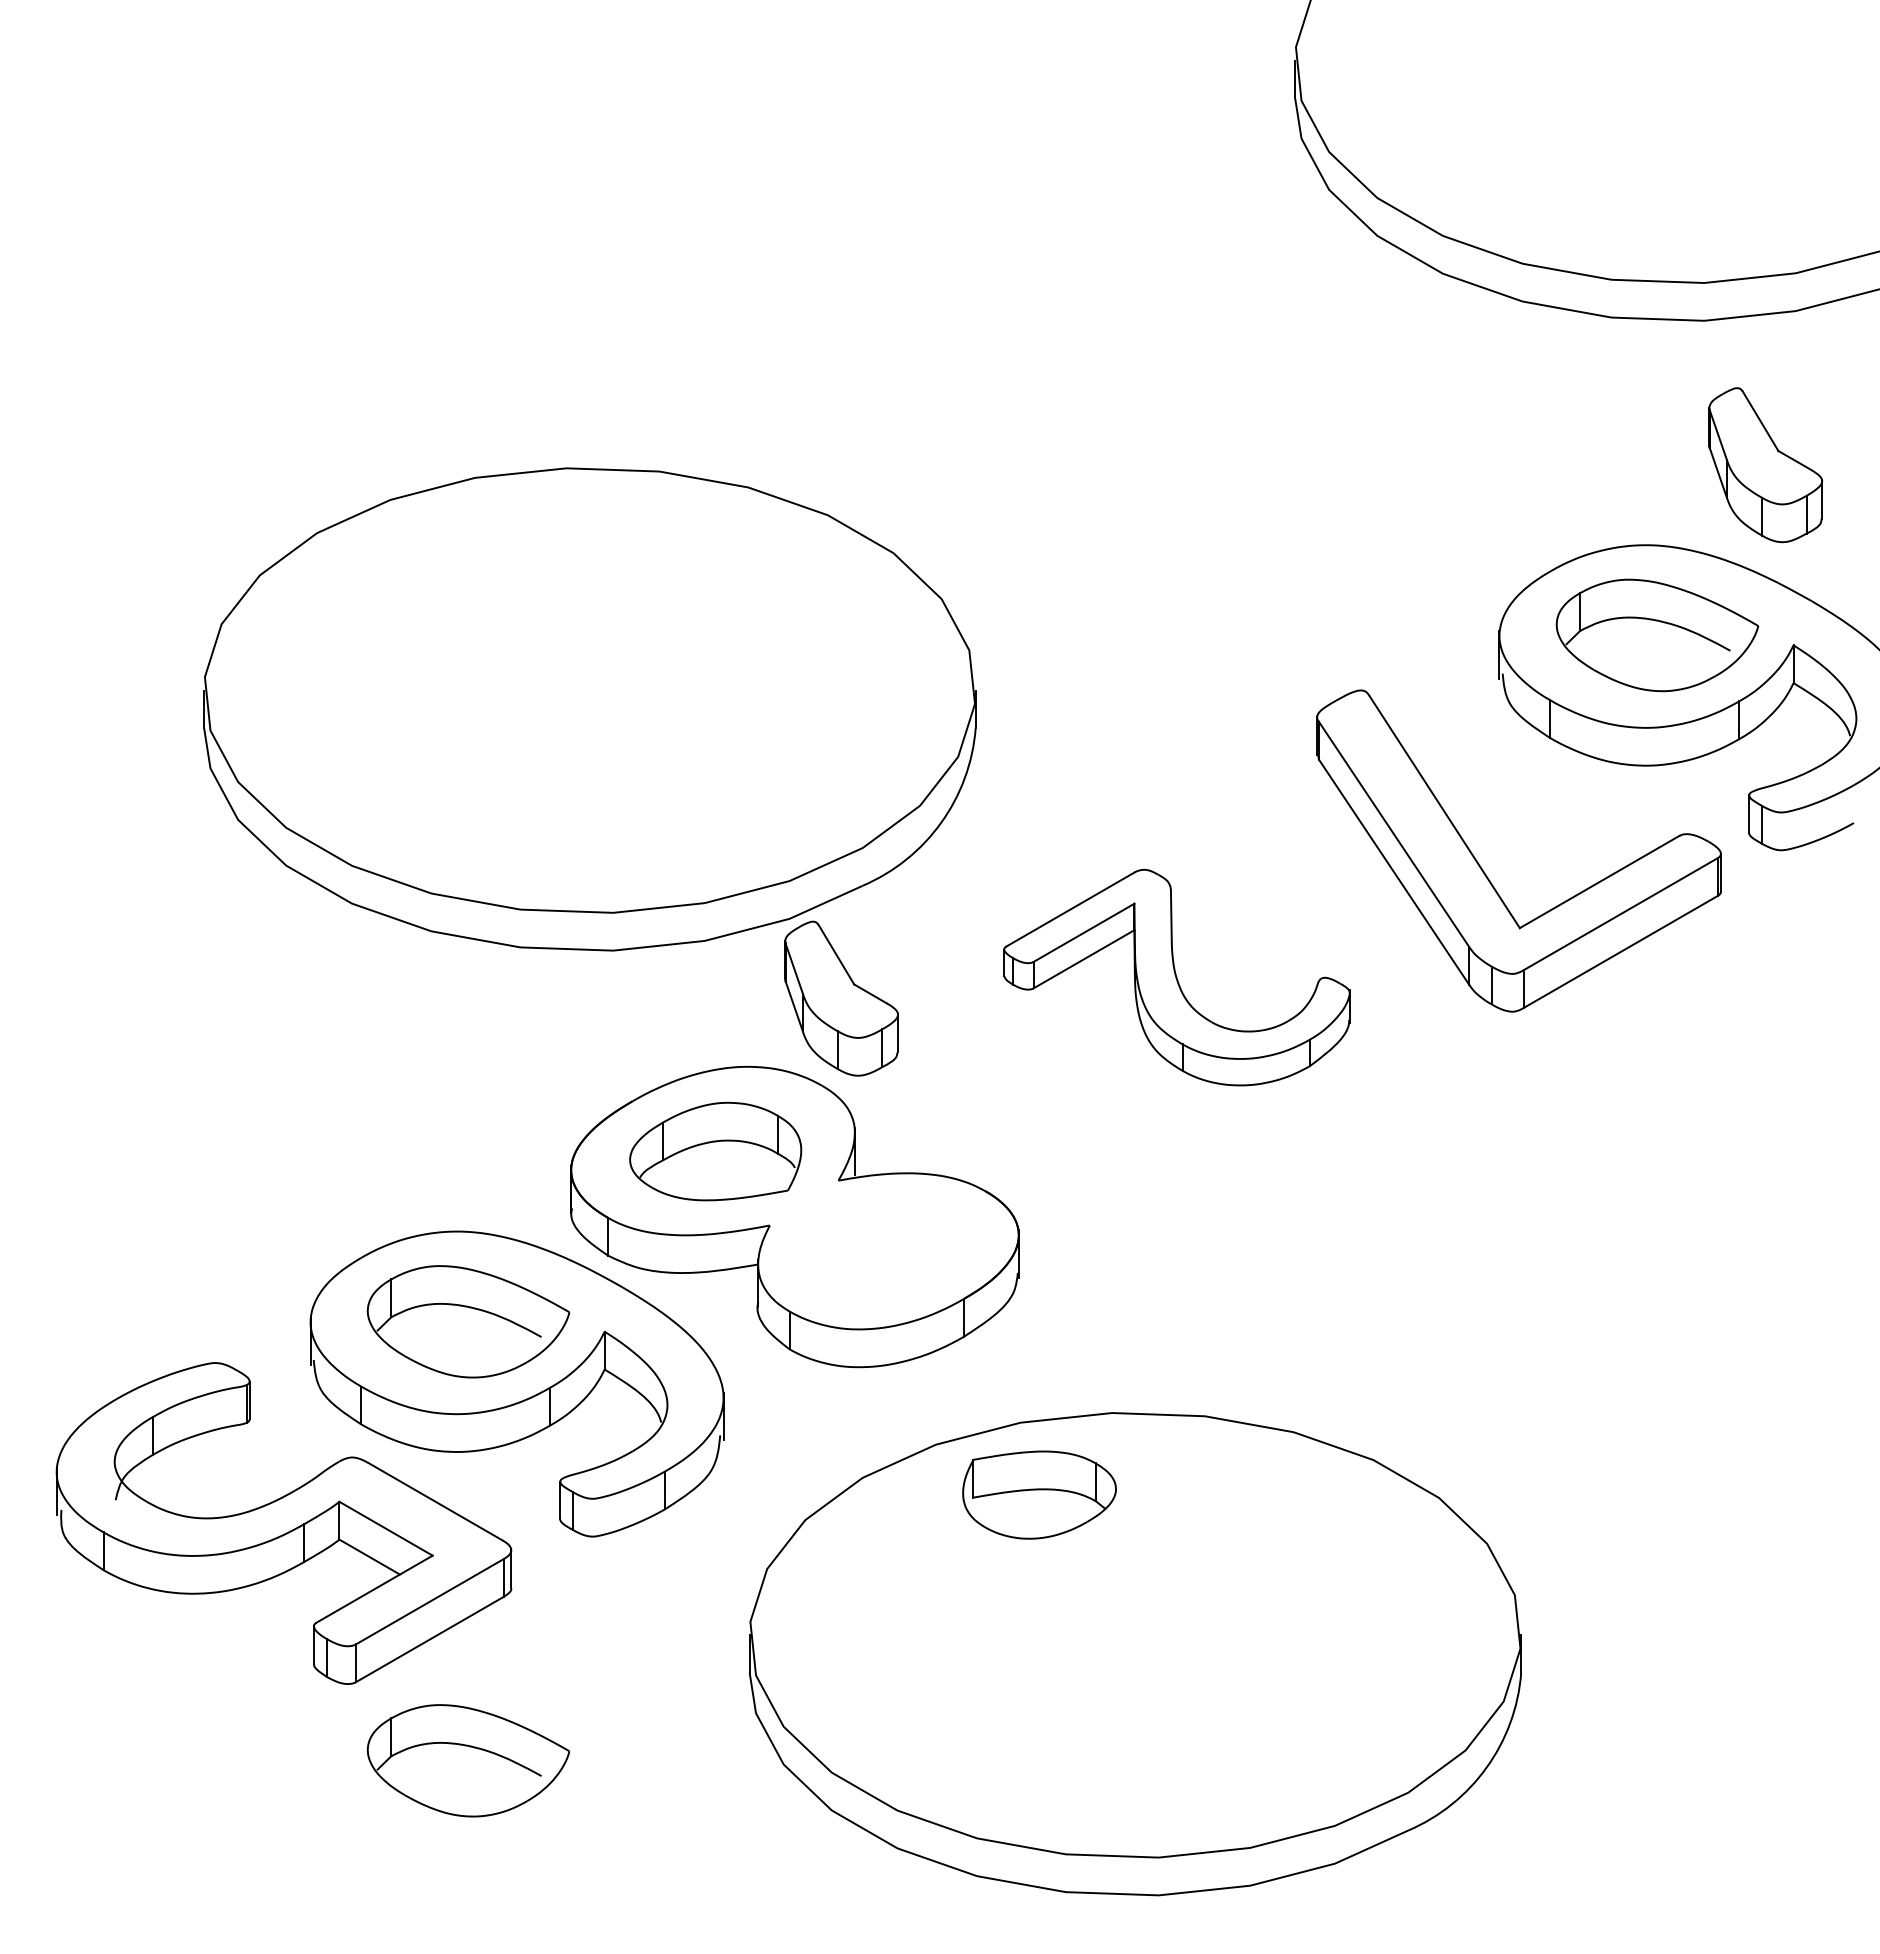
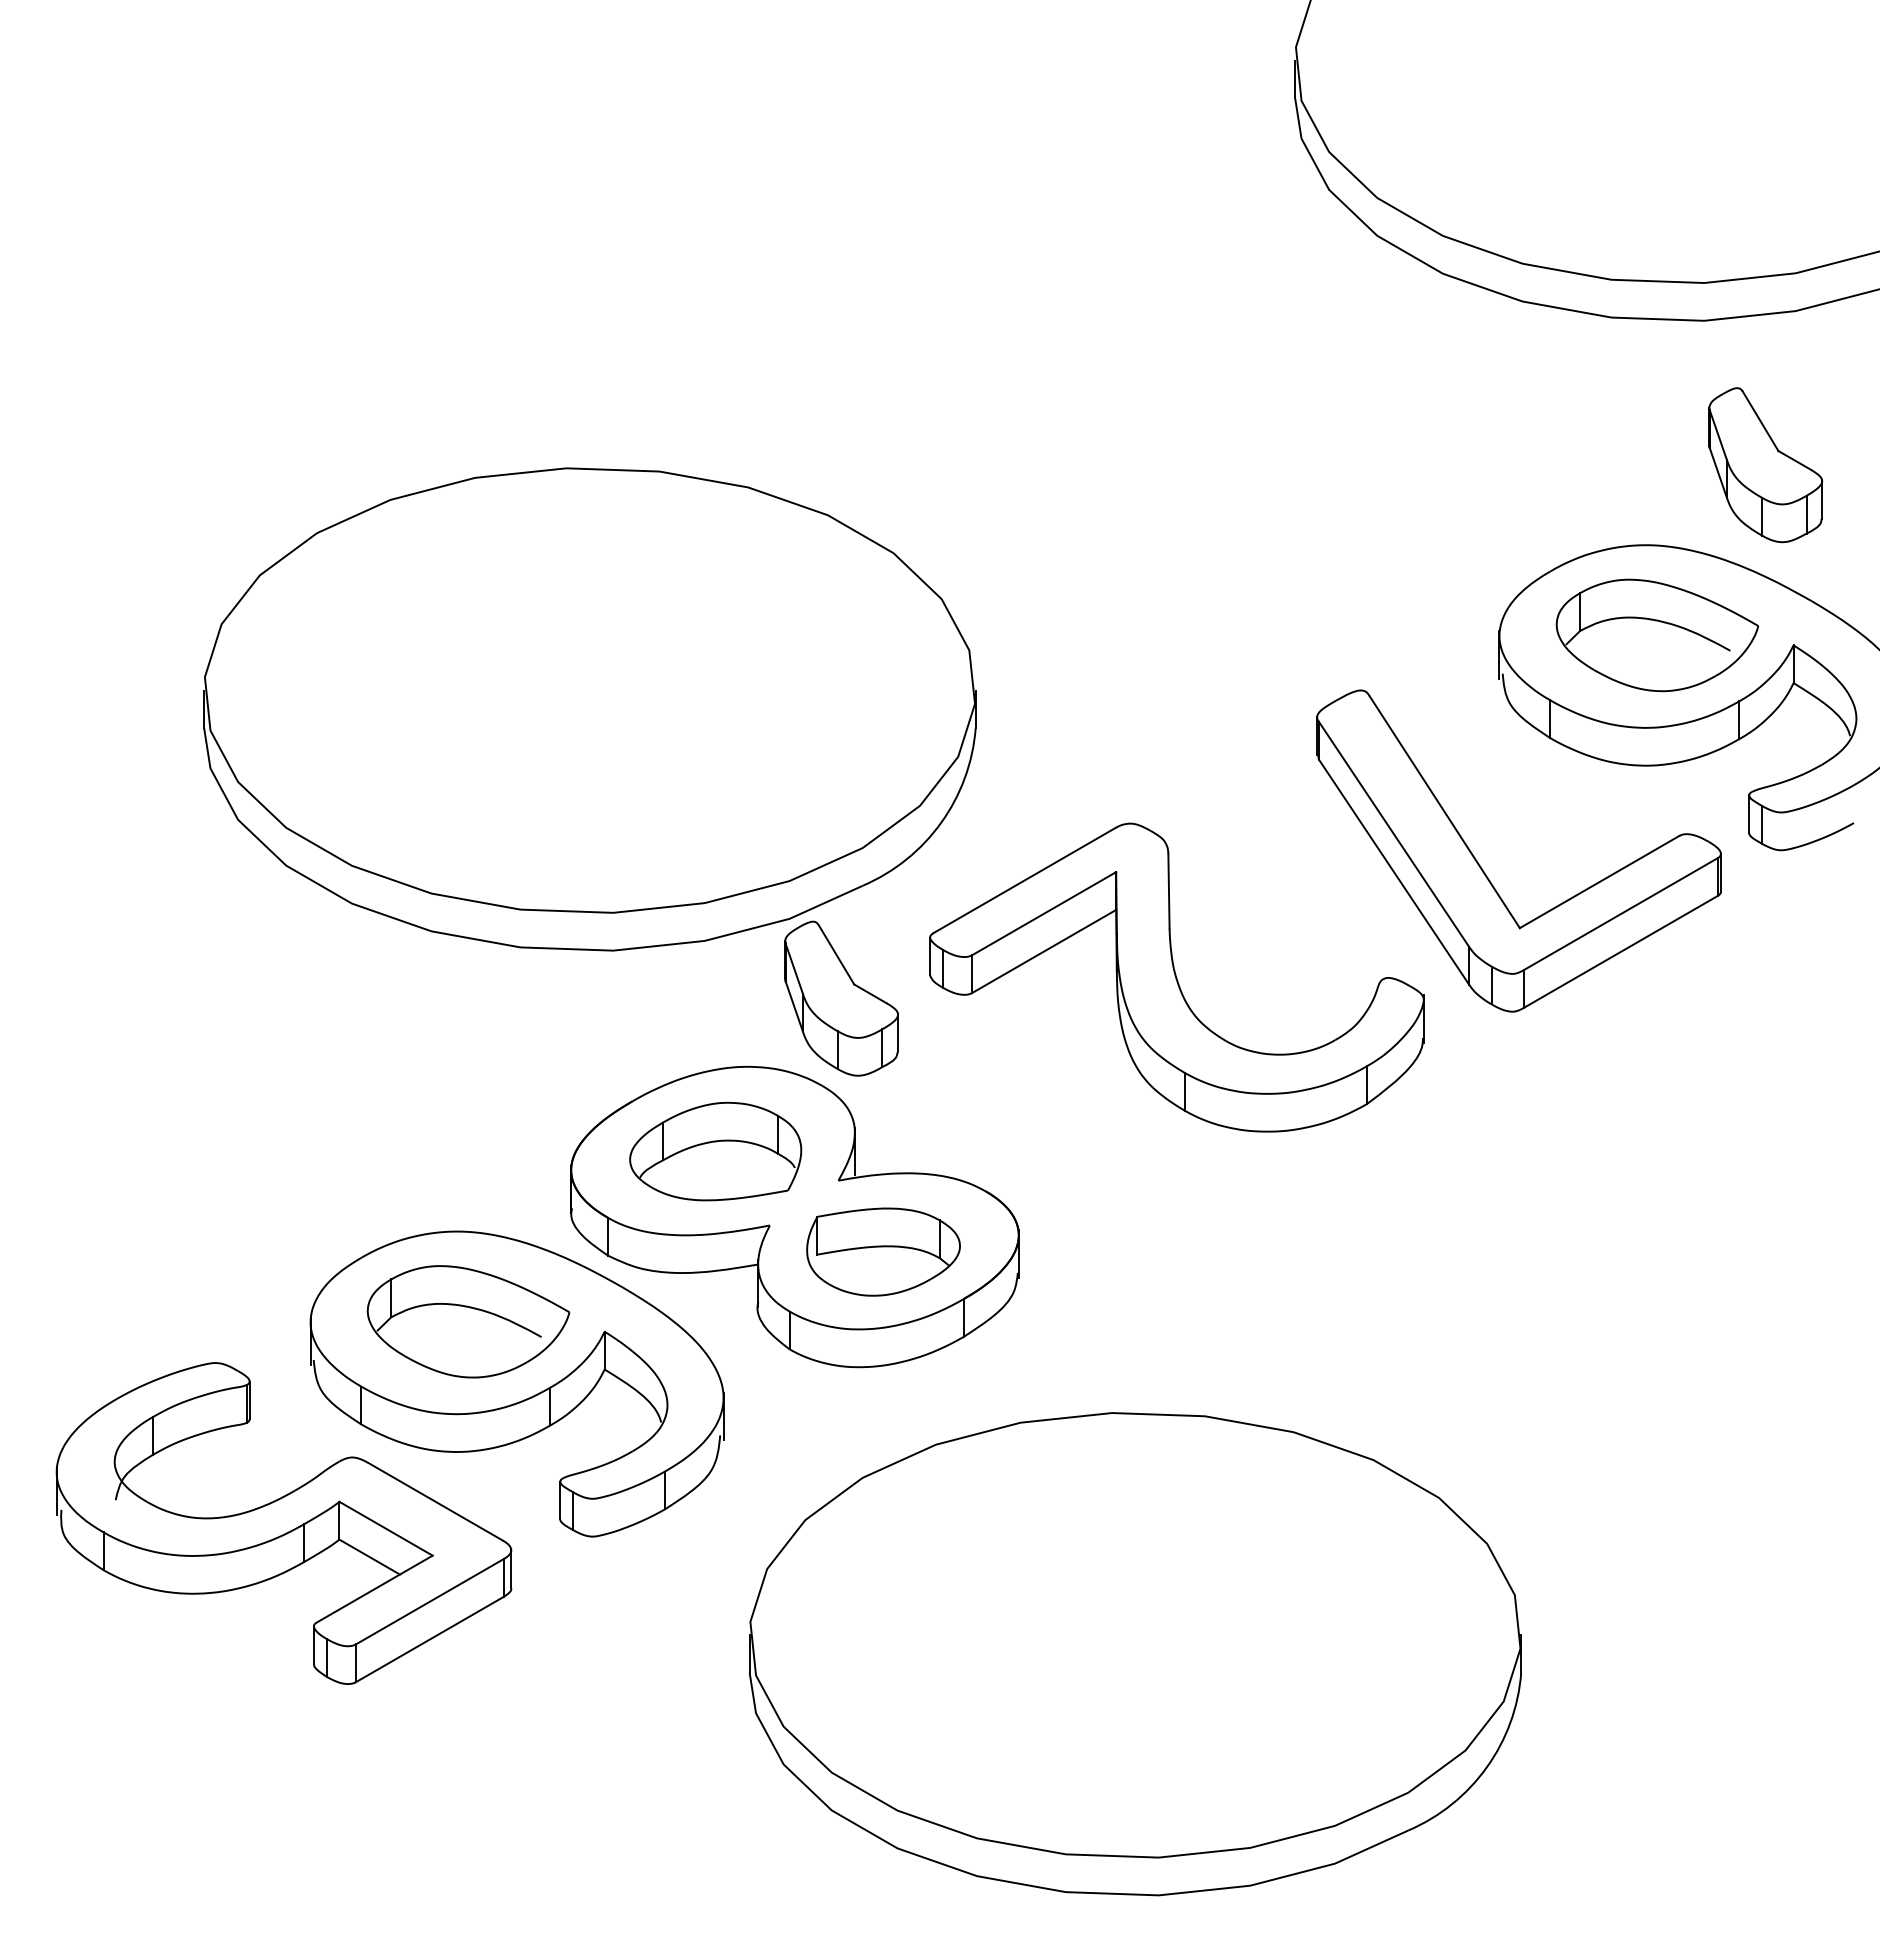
part size: 348x219 px -> 496x311 px (1176, 977)
part position: (1039, 1494) -> (883, 1251) (883, 1251)
part: present -> none (468, 1760)
